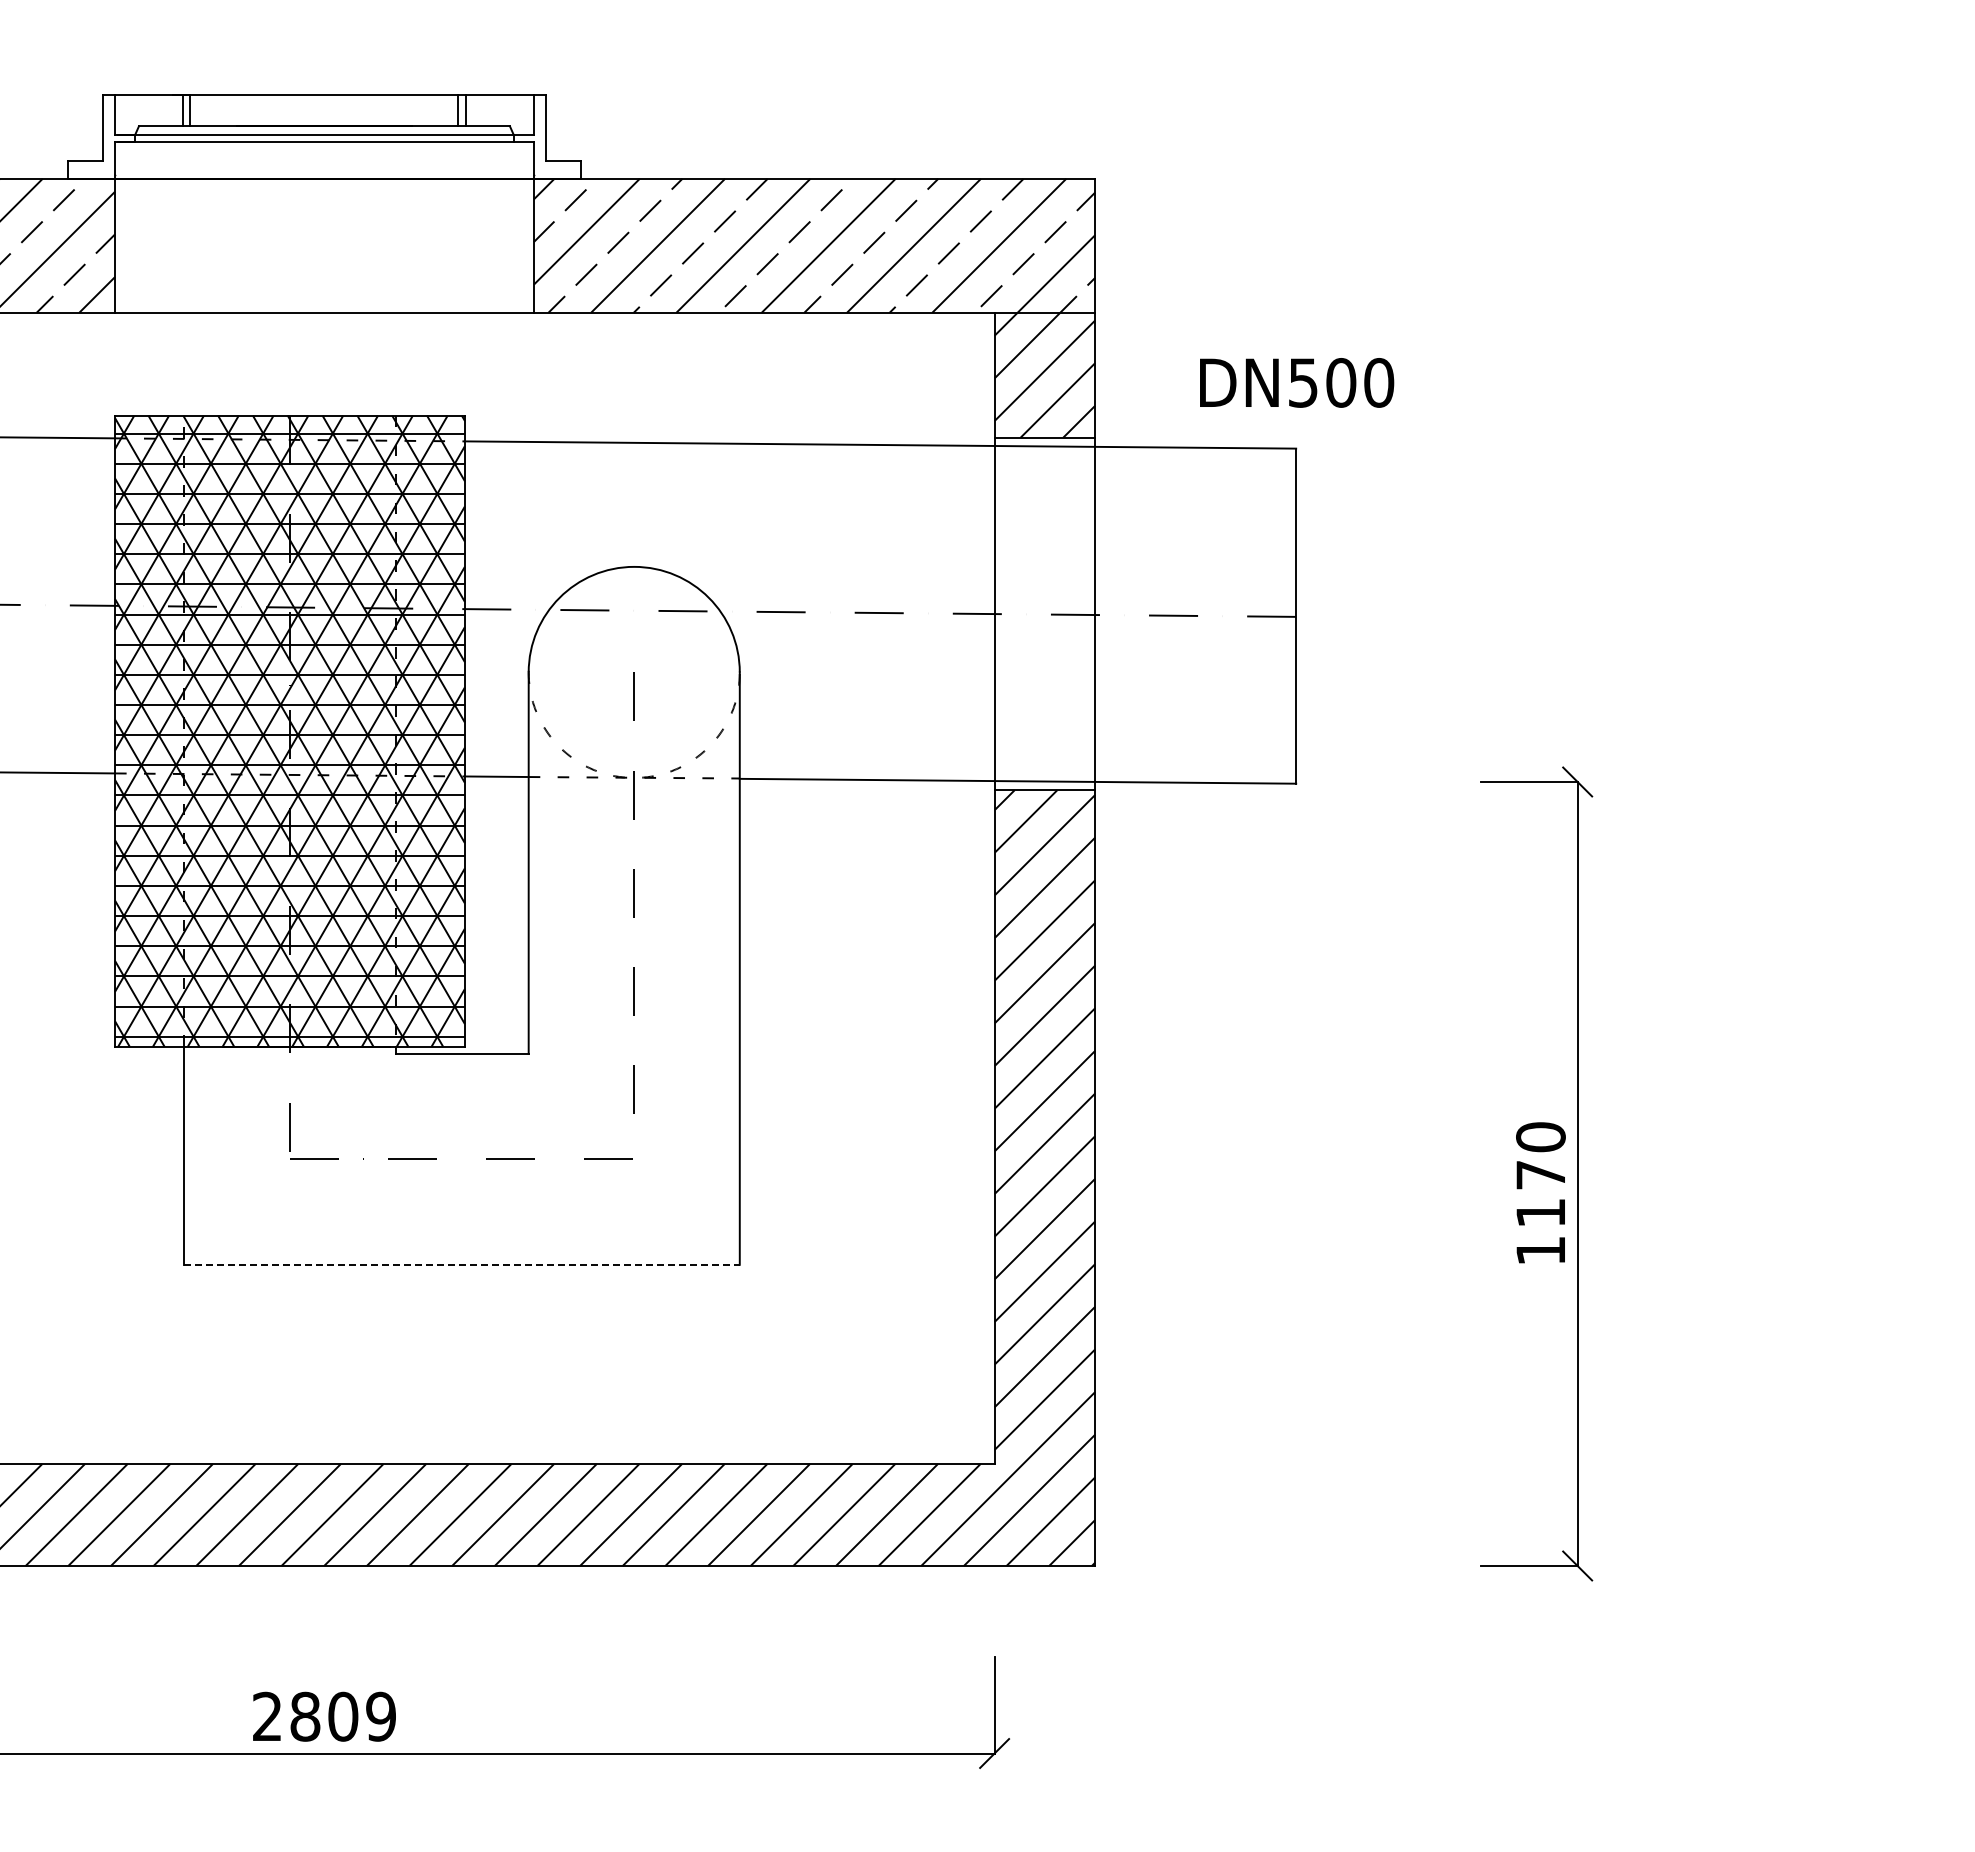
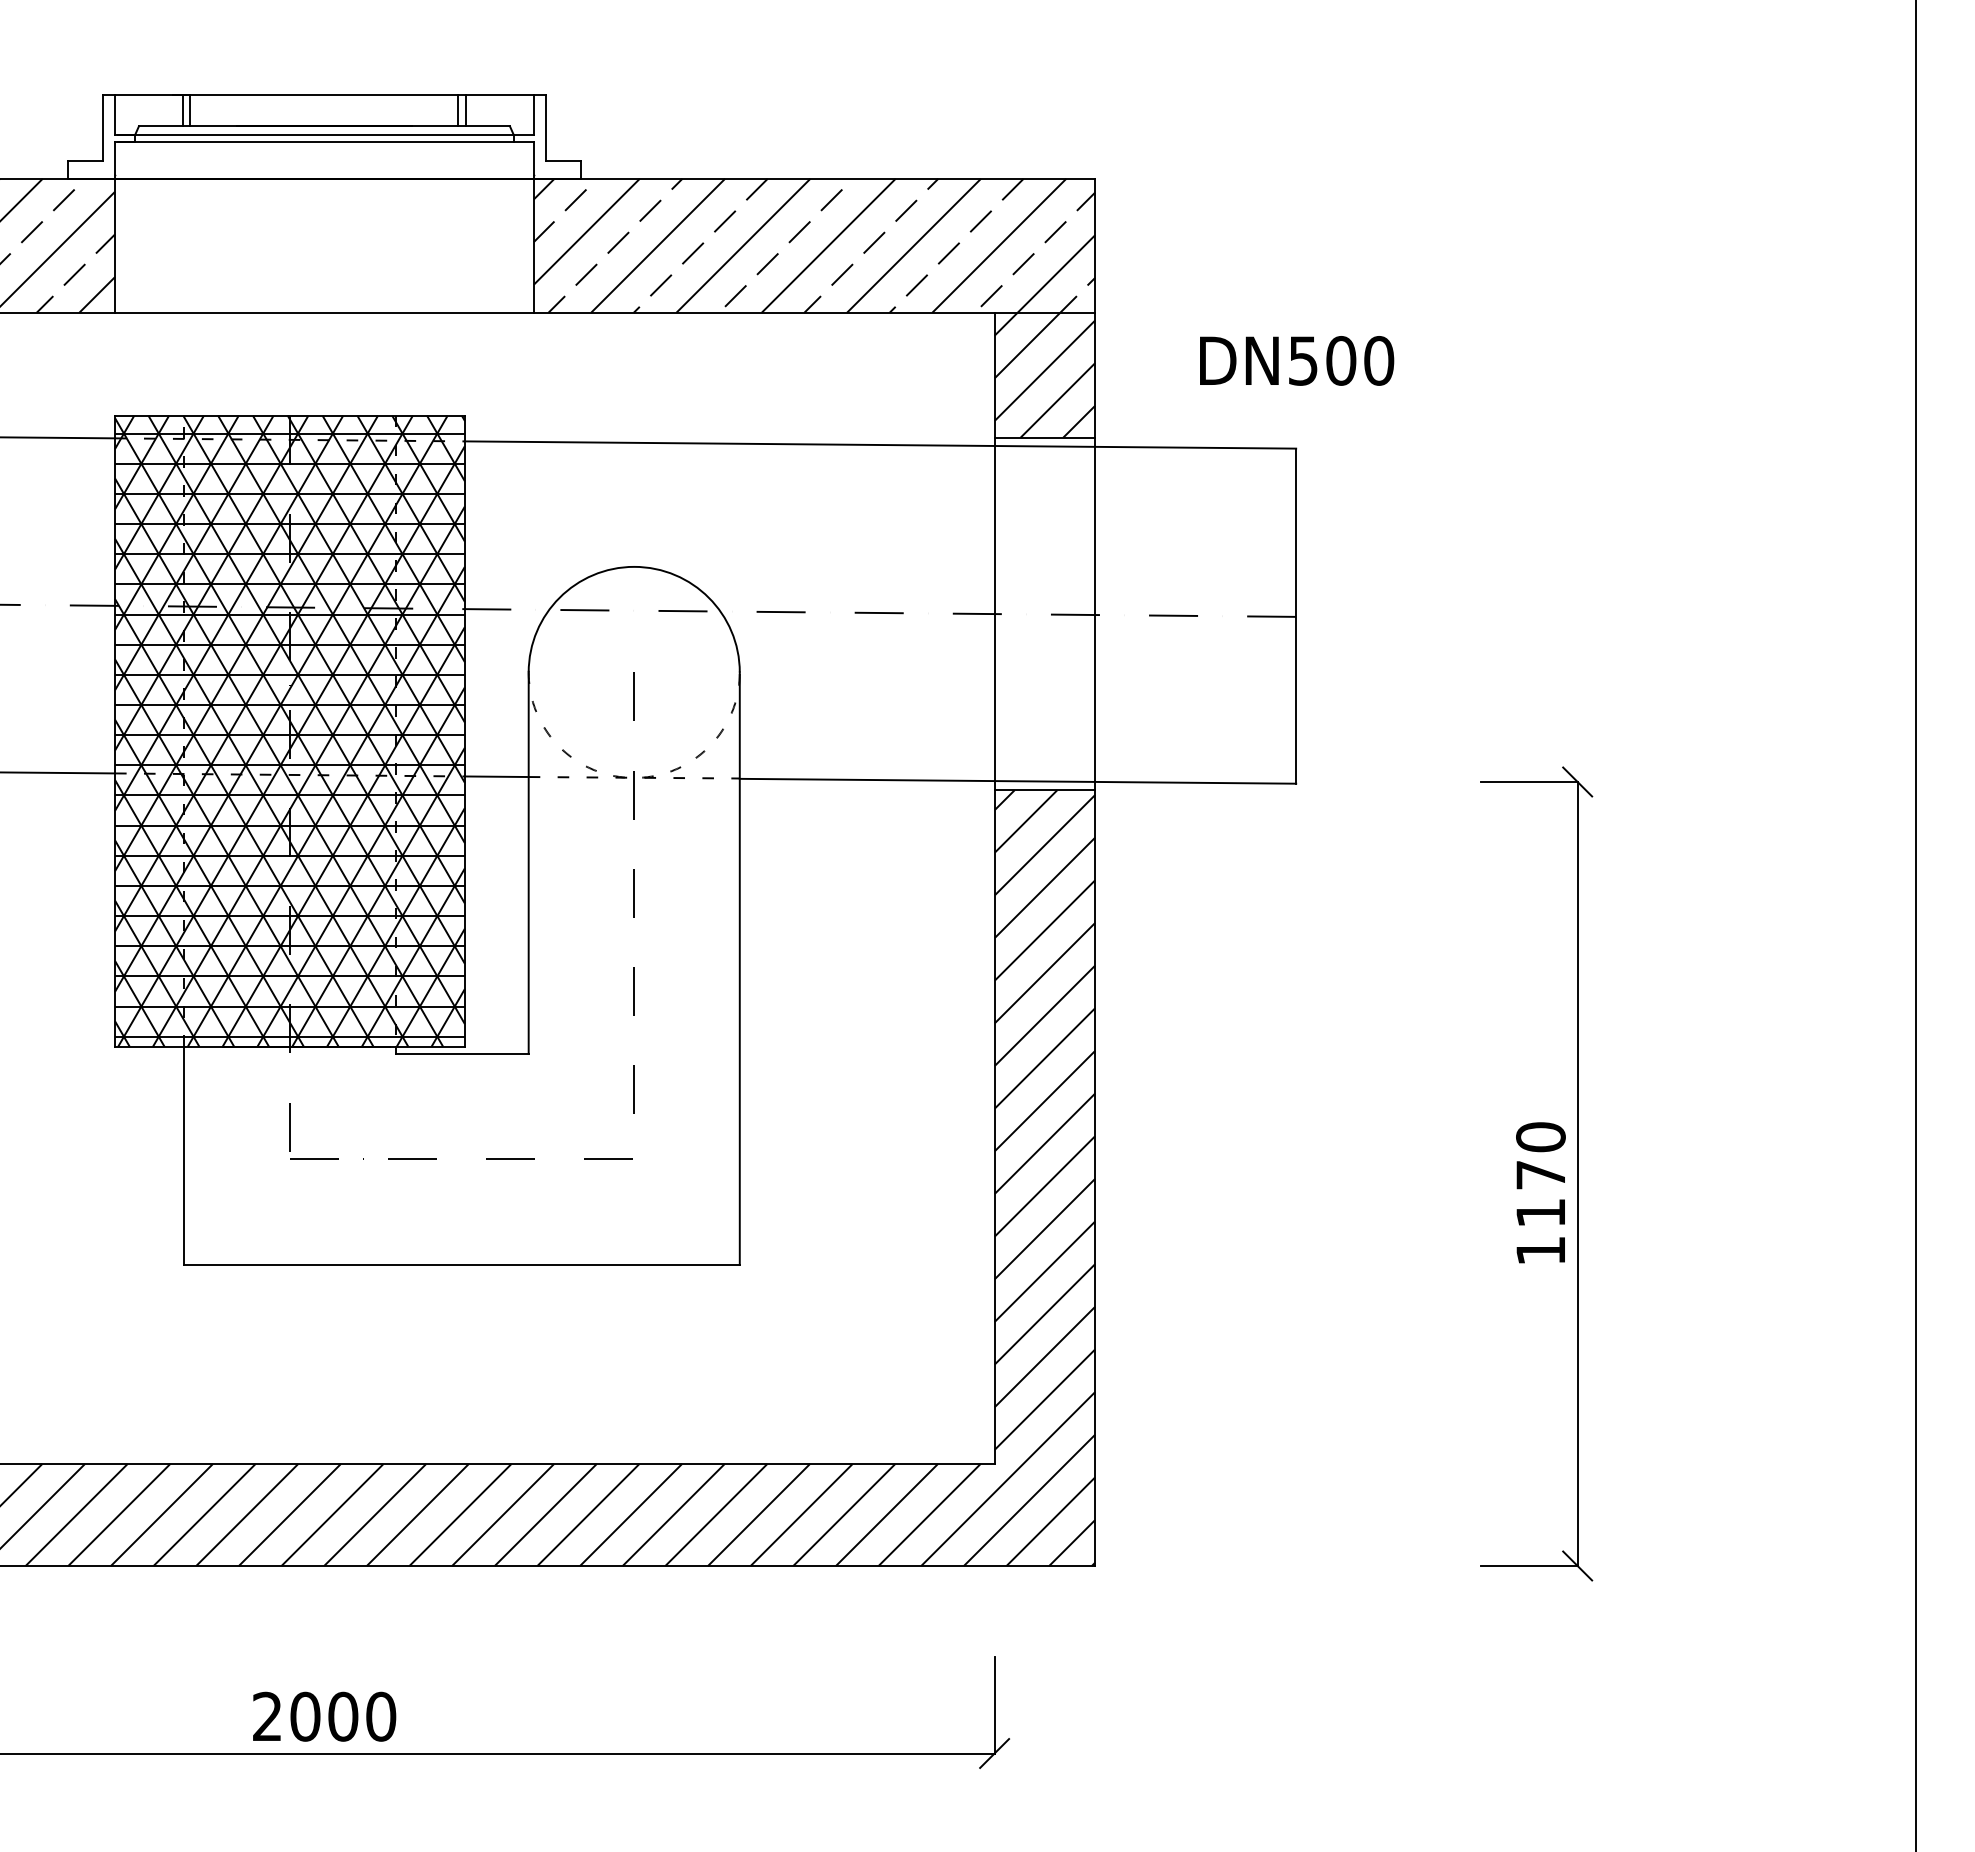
text position: (1297, 382) -> (1297, 360) (1297, 360)
line: none -> present (1915, 925)
line: dashed -> solid (462, 1264)
text: 2809 -> 2000 (343, 1716)
